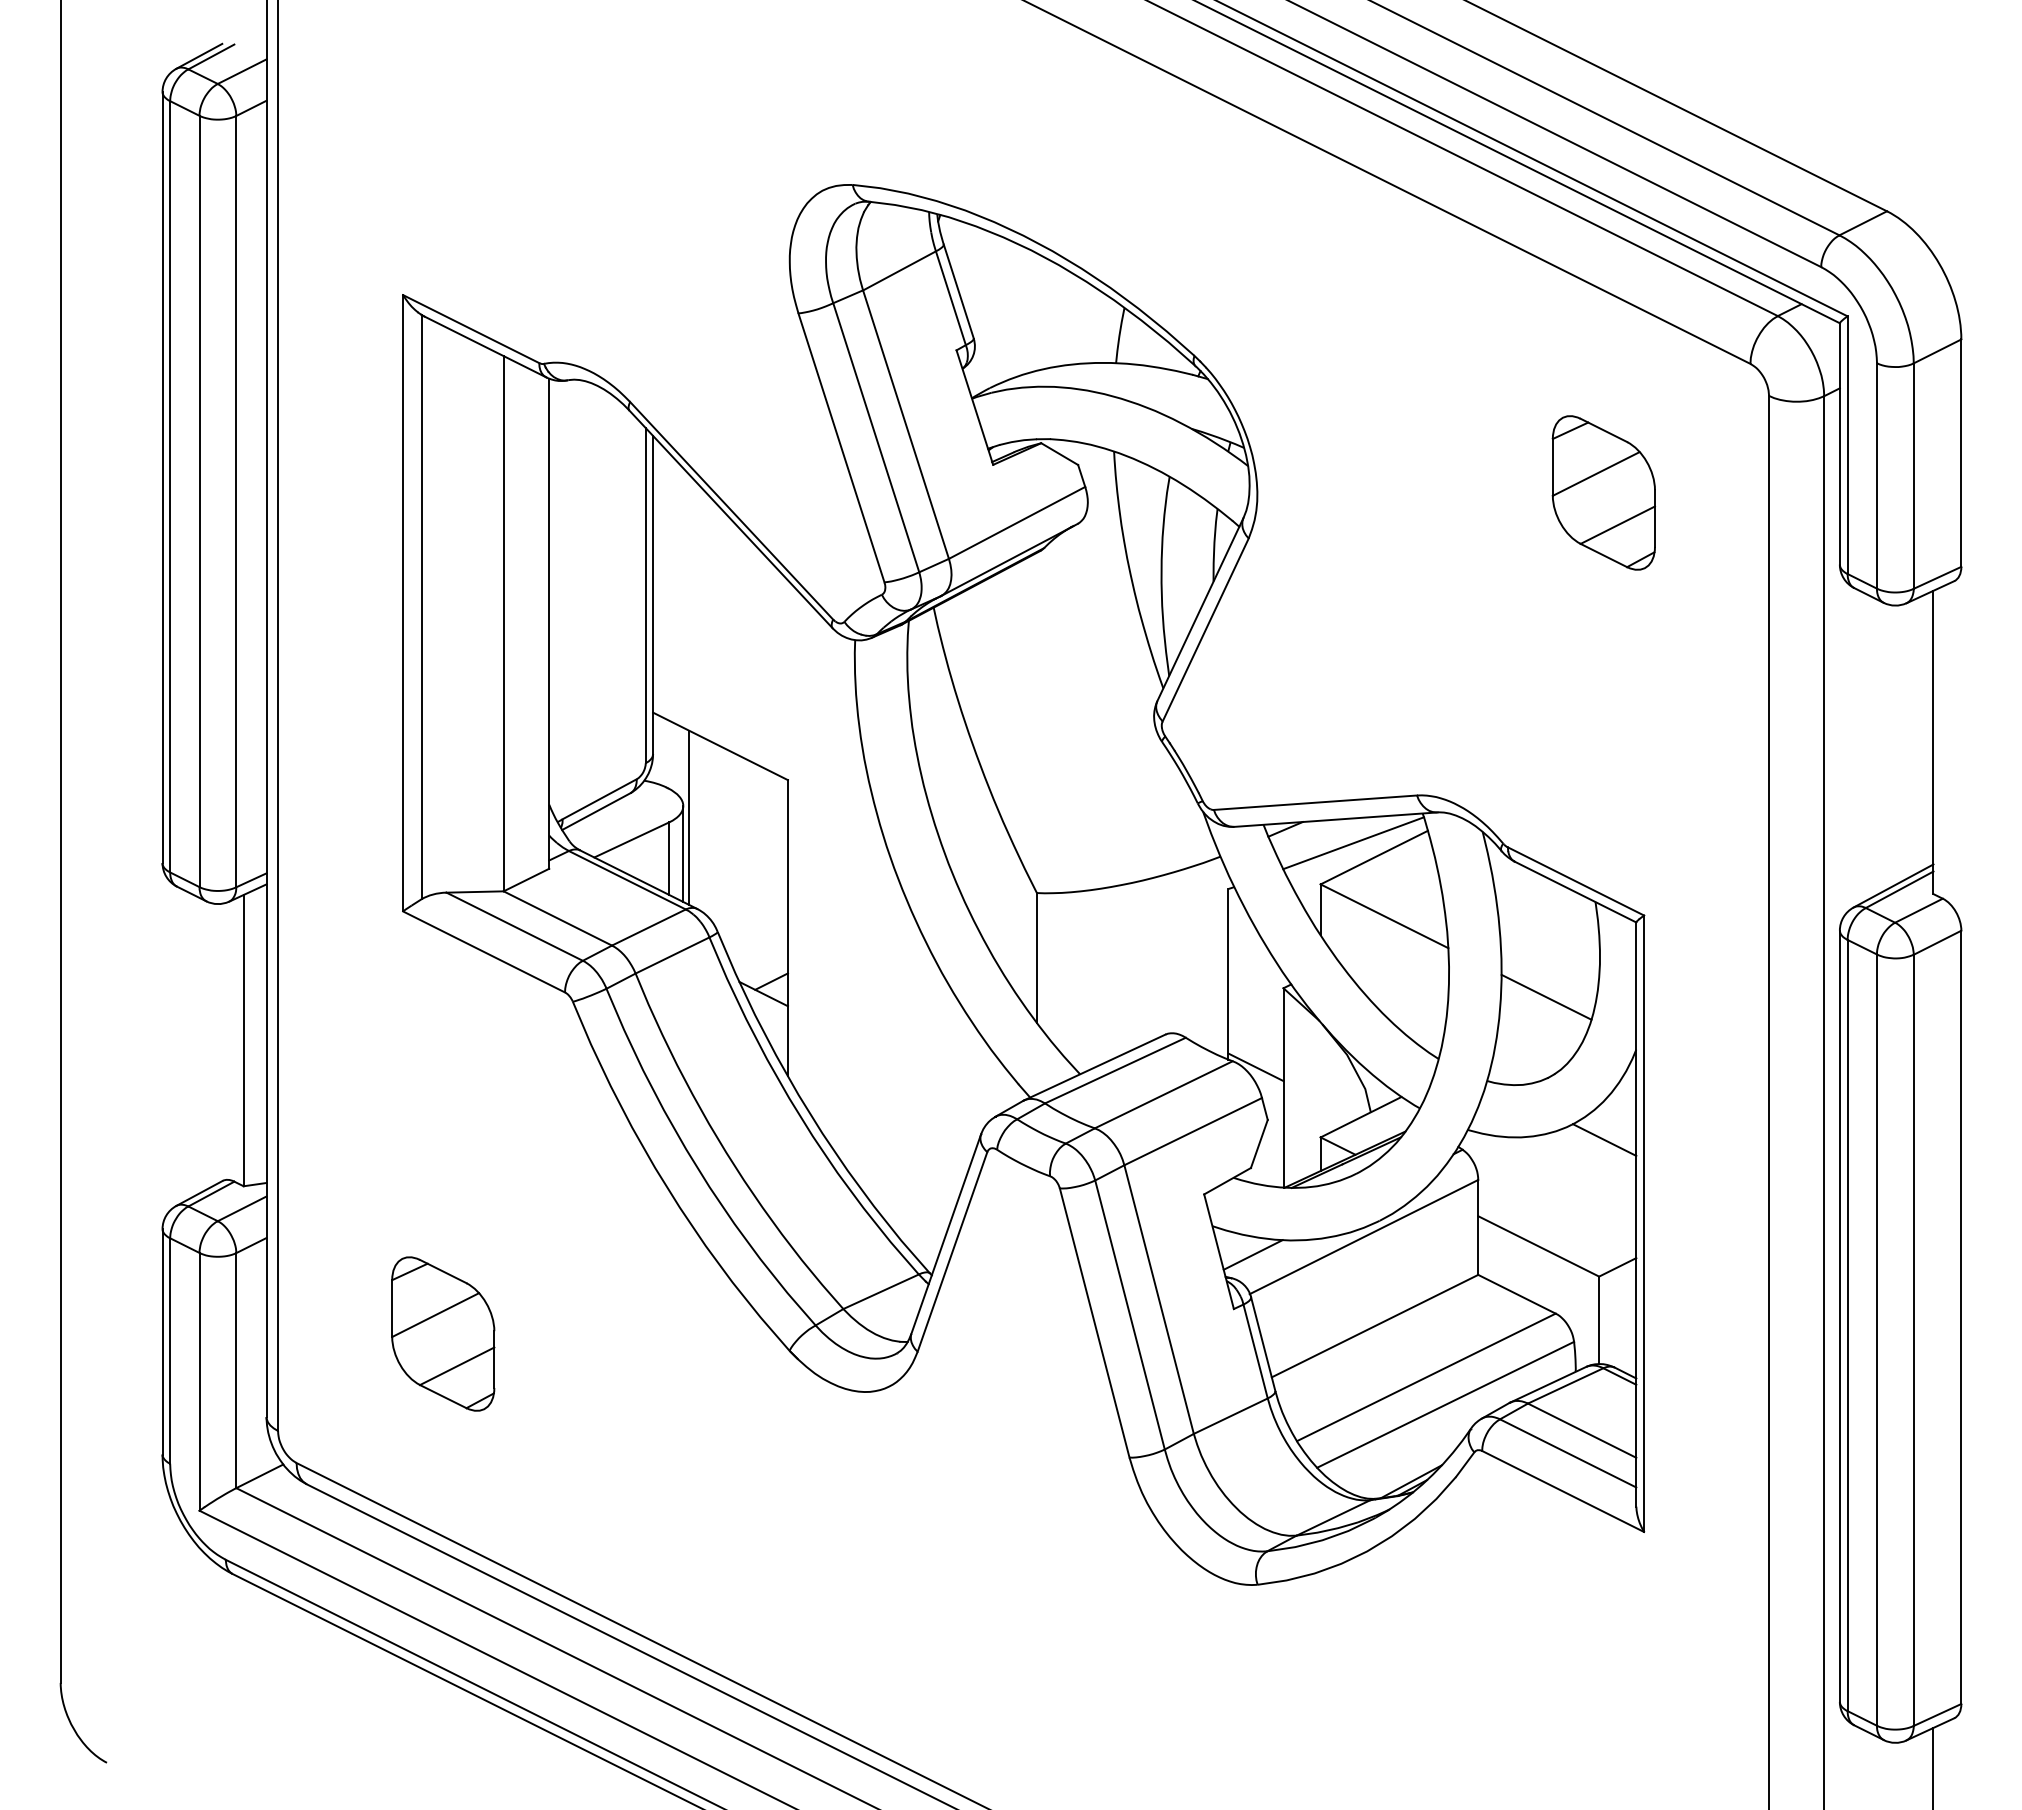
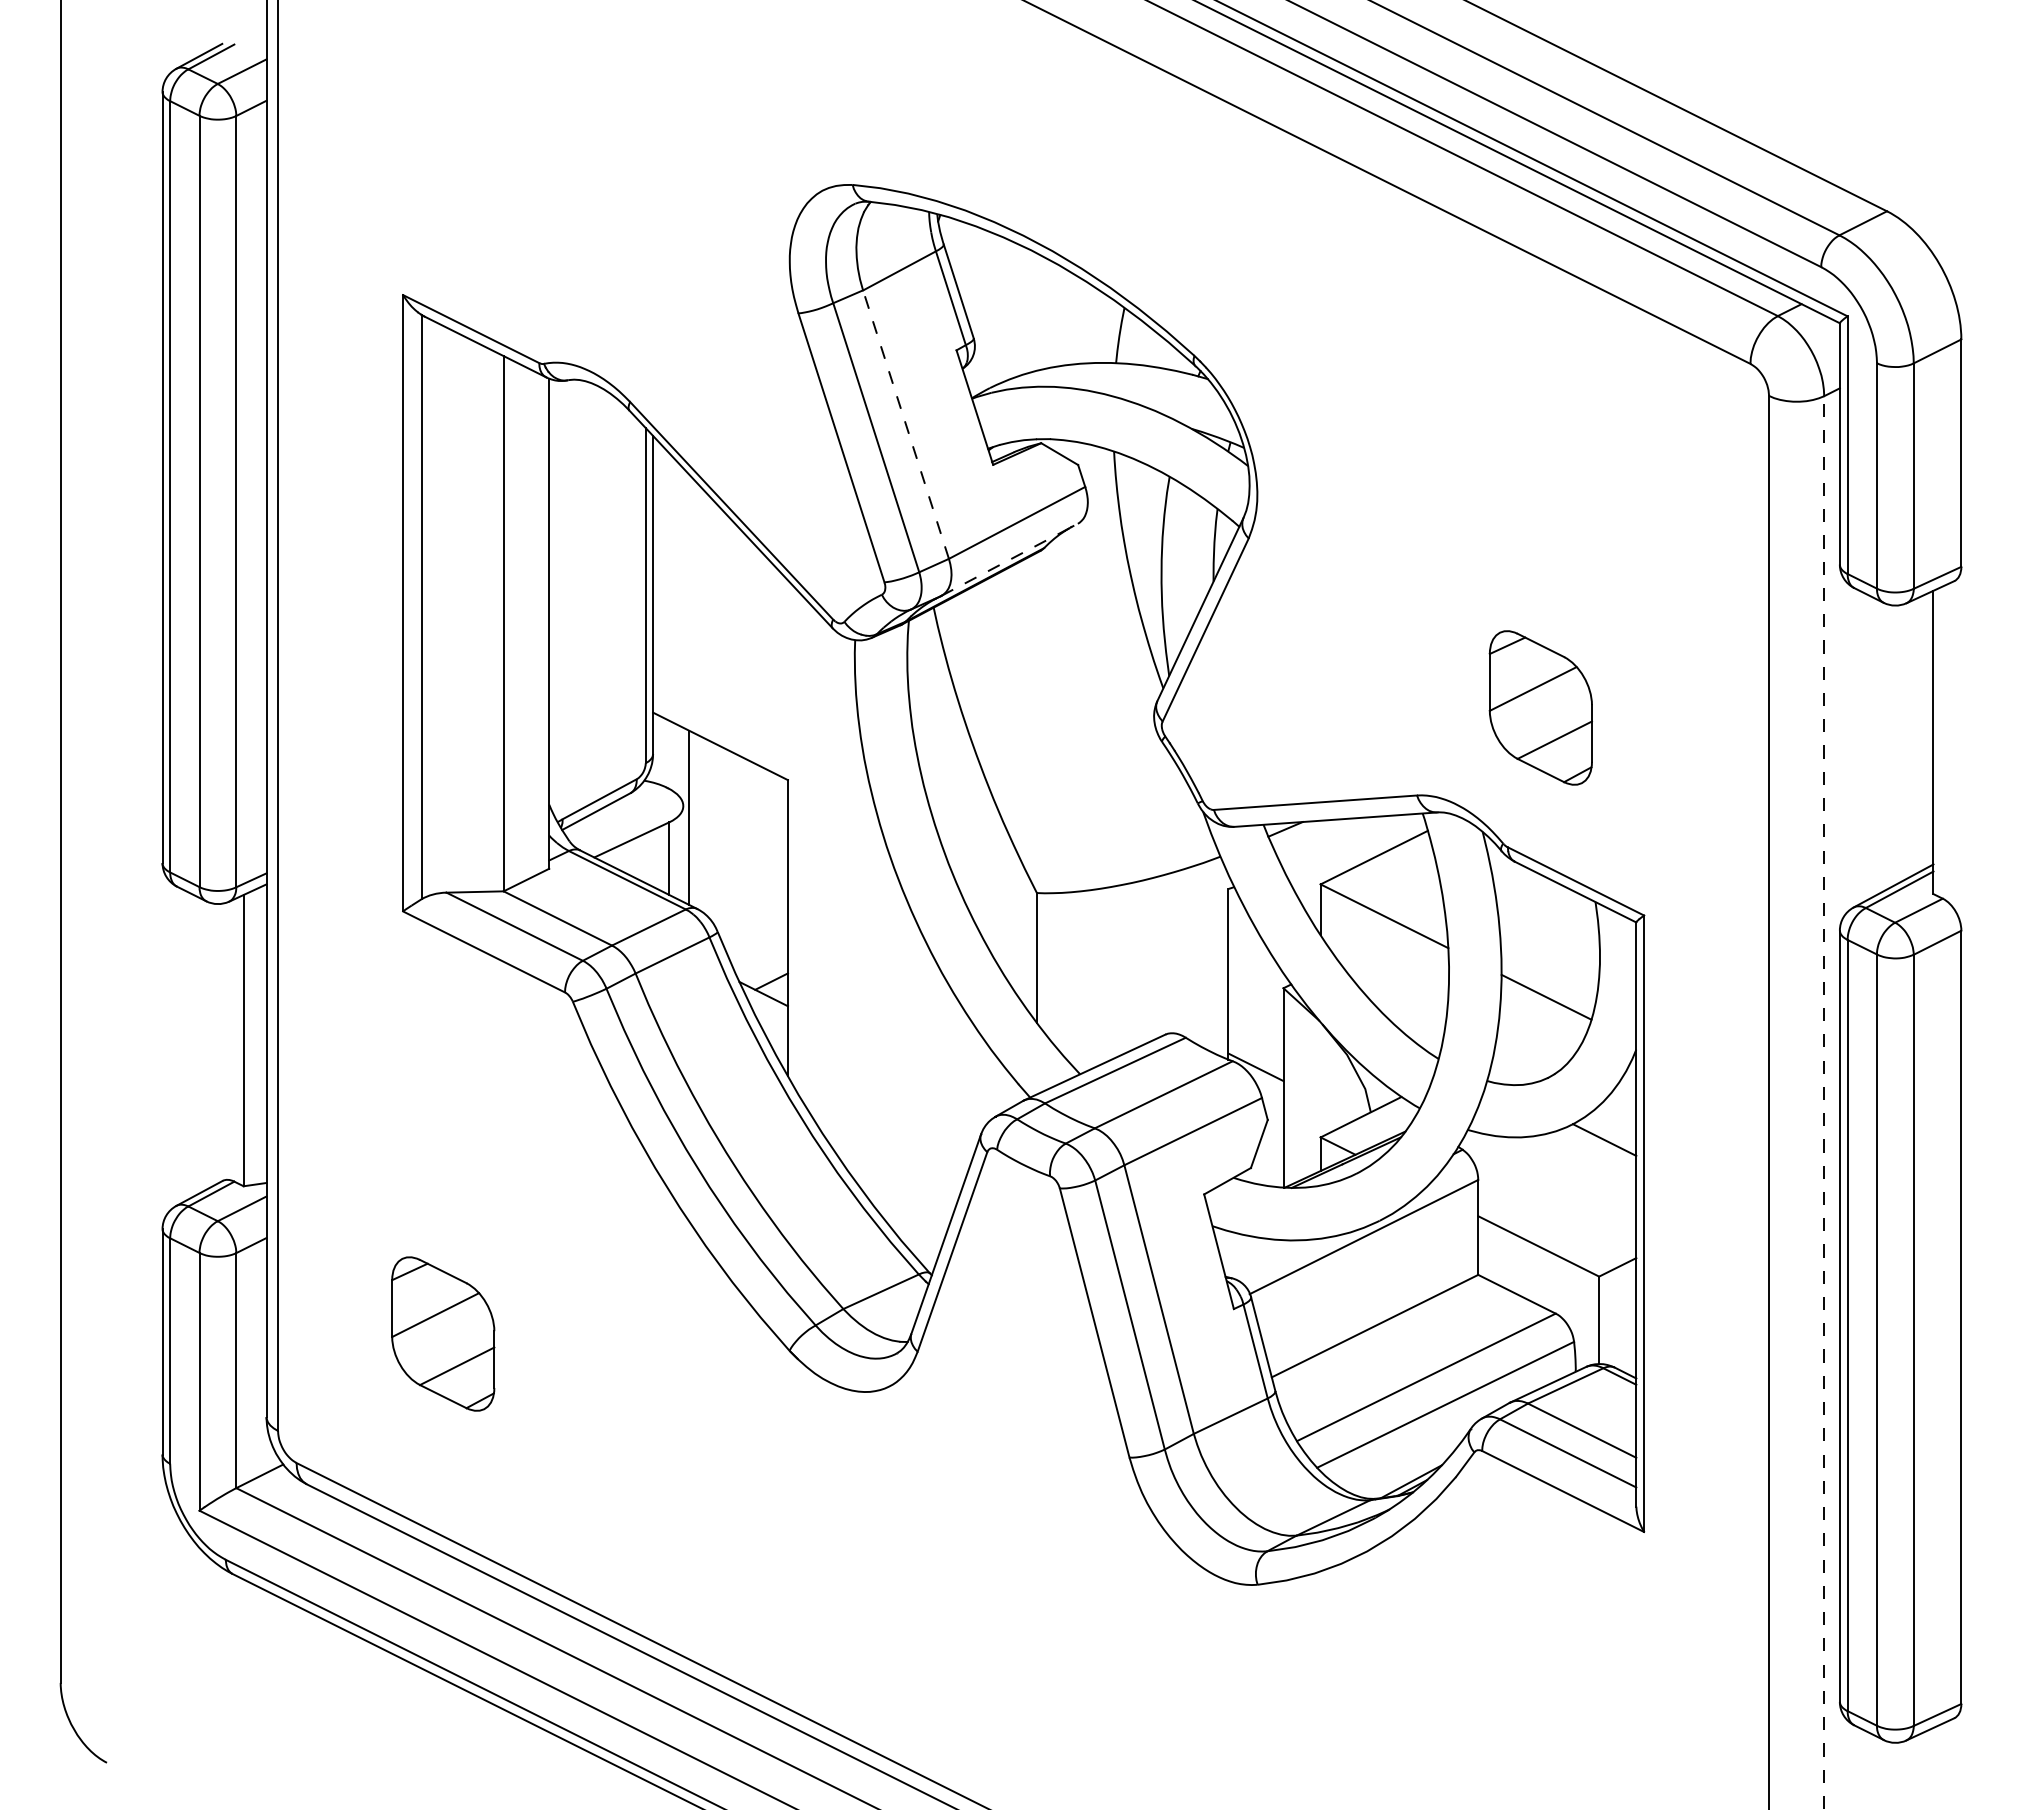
line: solid -> dashed (906, 424)
part position: (1603, 492) -> (1540, 707) (1540, 707)
line: solid -> dashed (1010, 559)
line: present -> none (1353, 843)
line: present -> none (683, 853)
line: solid -> dashed (1824, 1103)
line: present -> none (1252, 1254)
line: present -> none (1933, 1766)
